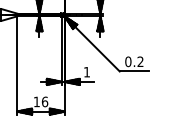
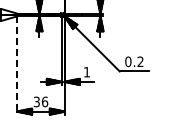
line: solid -> dashed (17, 65)
text: 16 -> 36 (36, 101)
